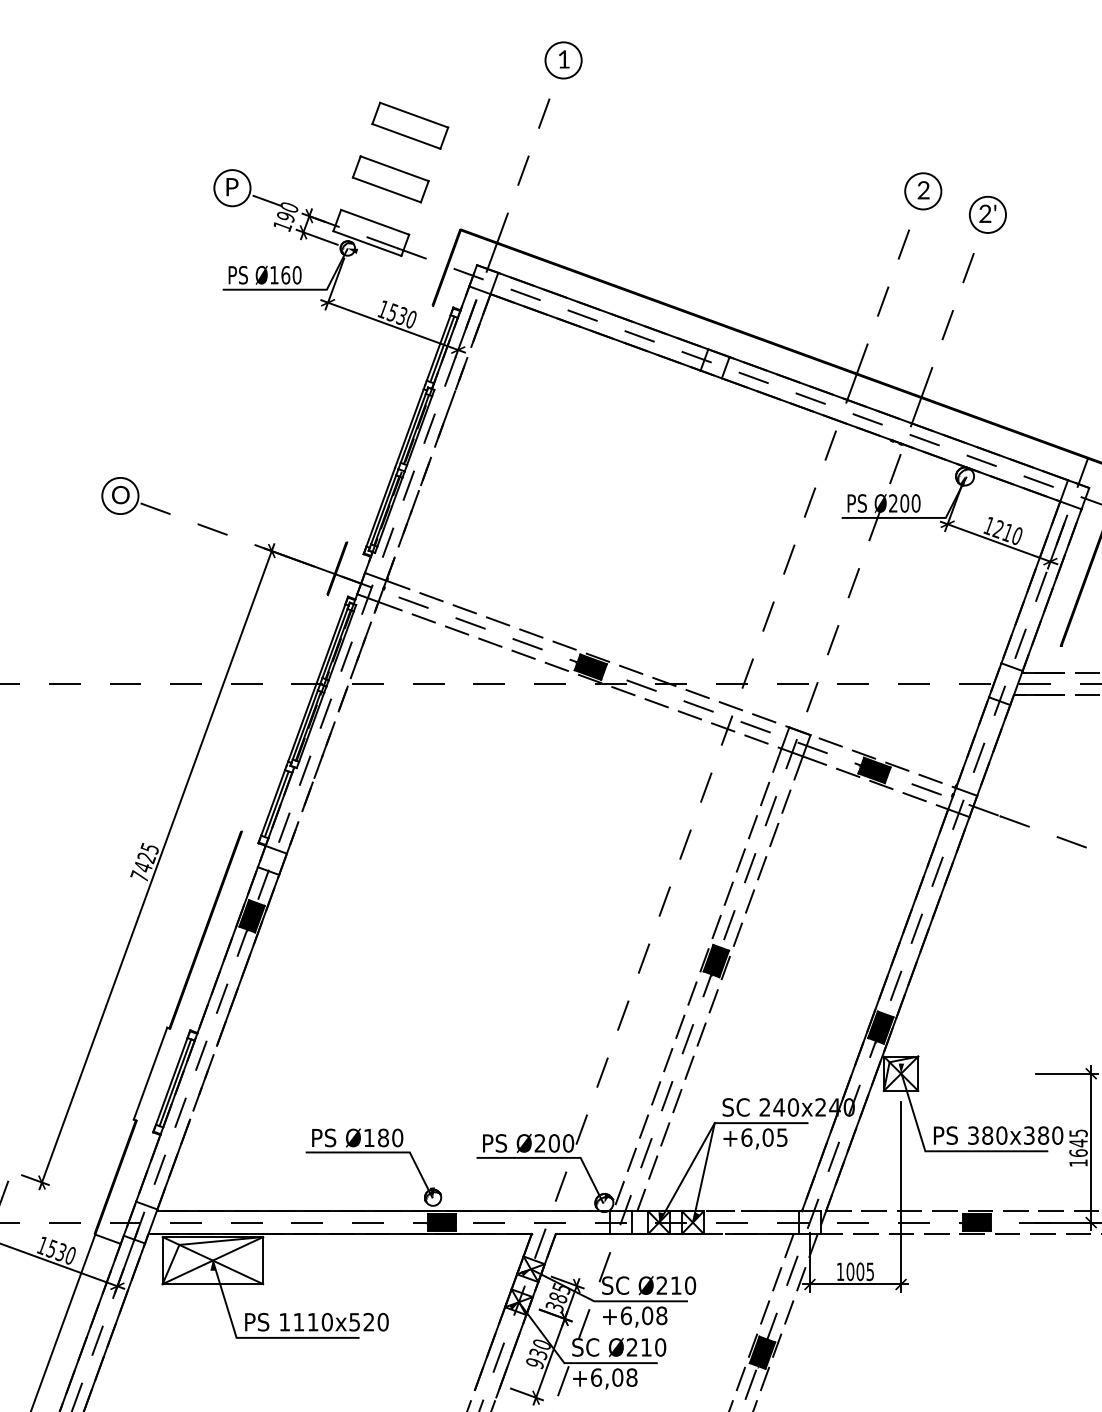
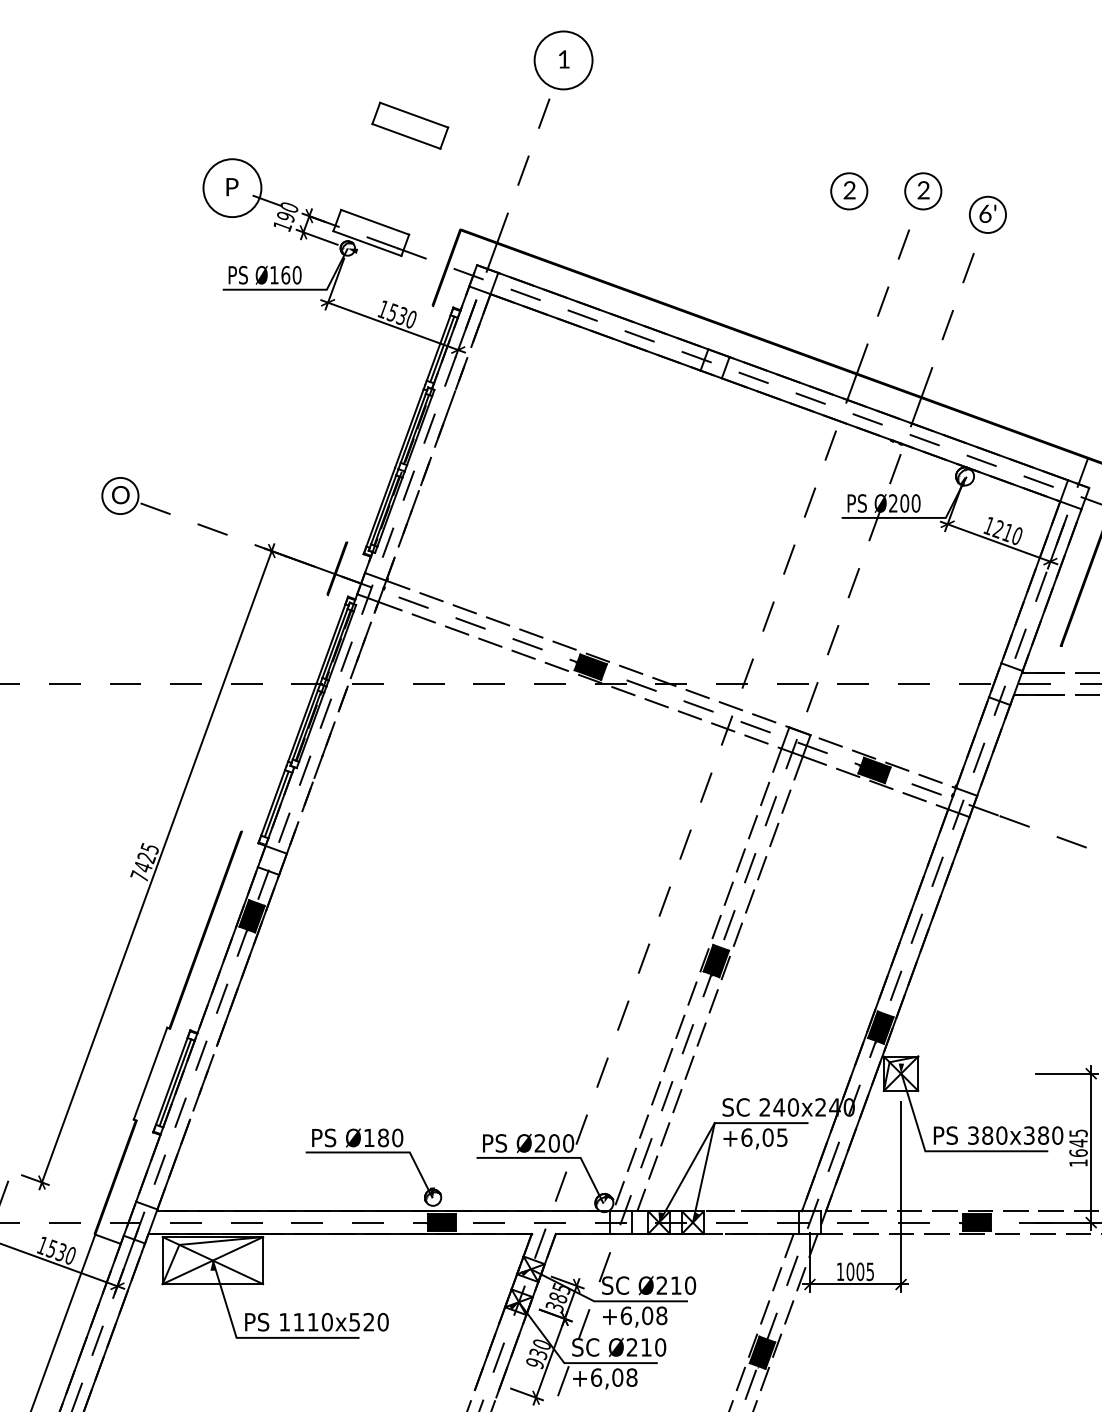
circle diameter: 36 px -> 58 px (563, 60)
part: present -> none (390, 179)
circle diameter: 36 px -> 58 px (232, 188)
part: none -> present (849, 191)
text: 2' -> 6' (985, 213)
